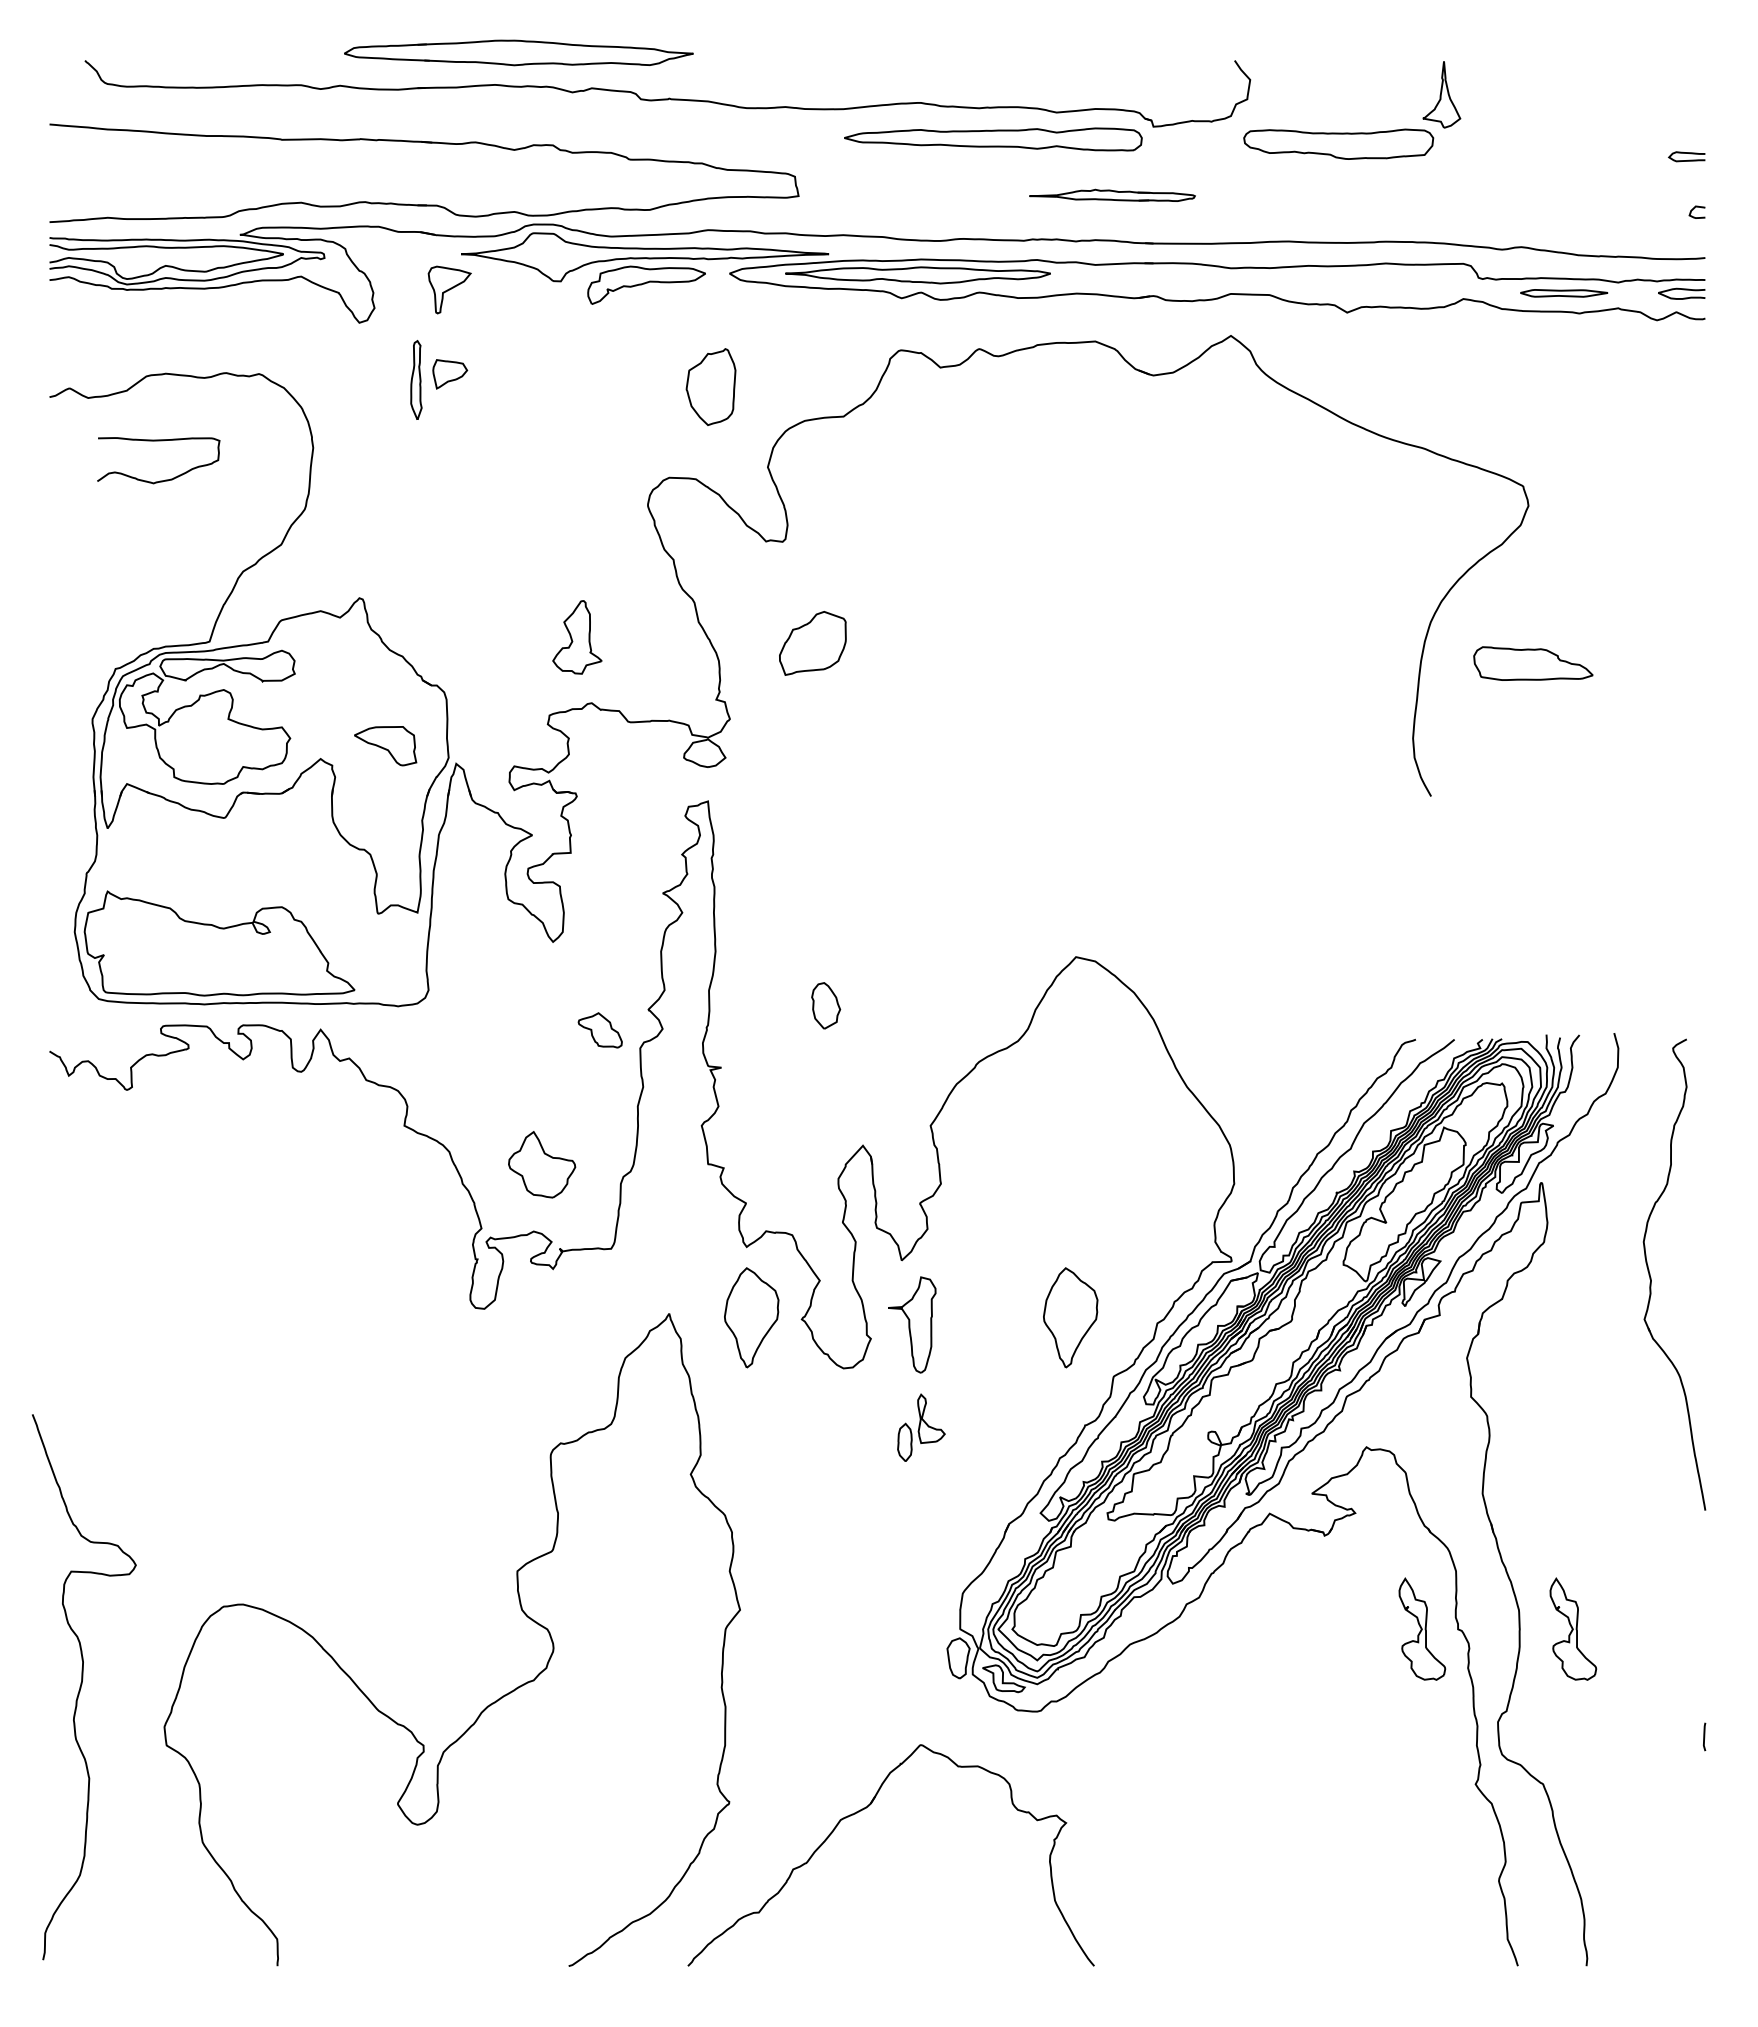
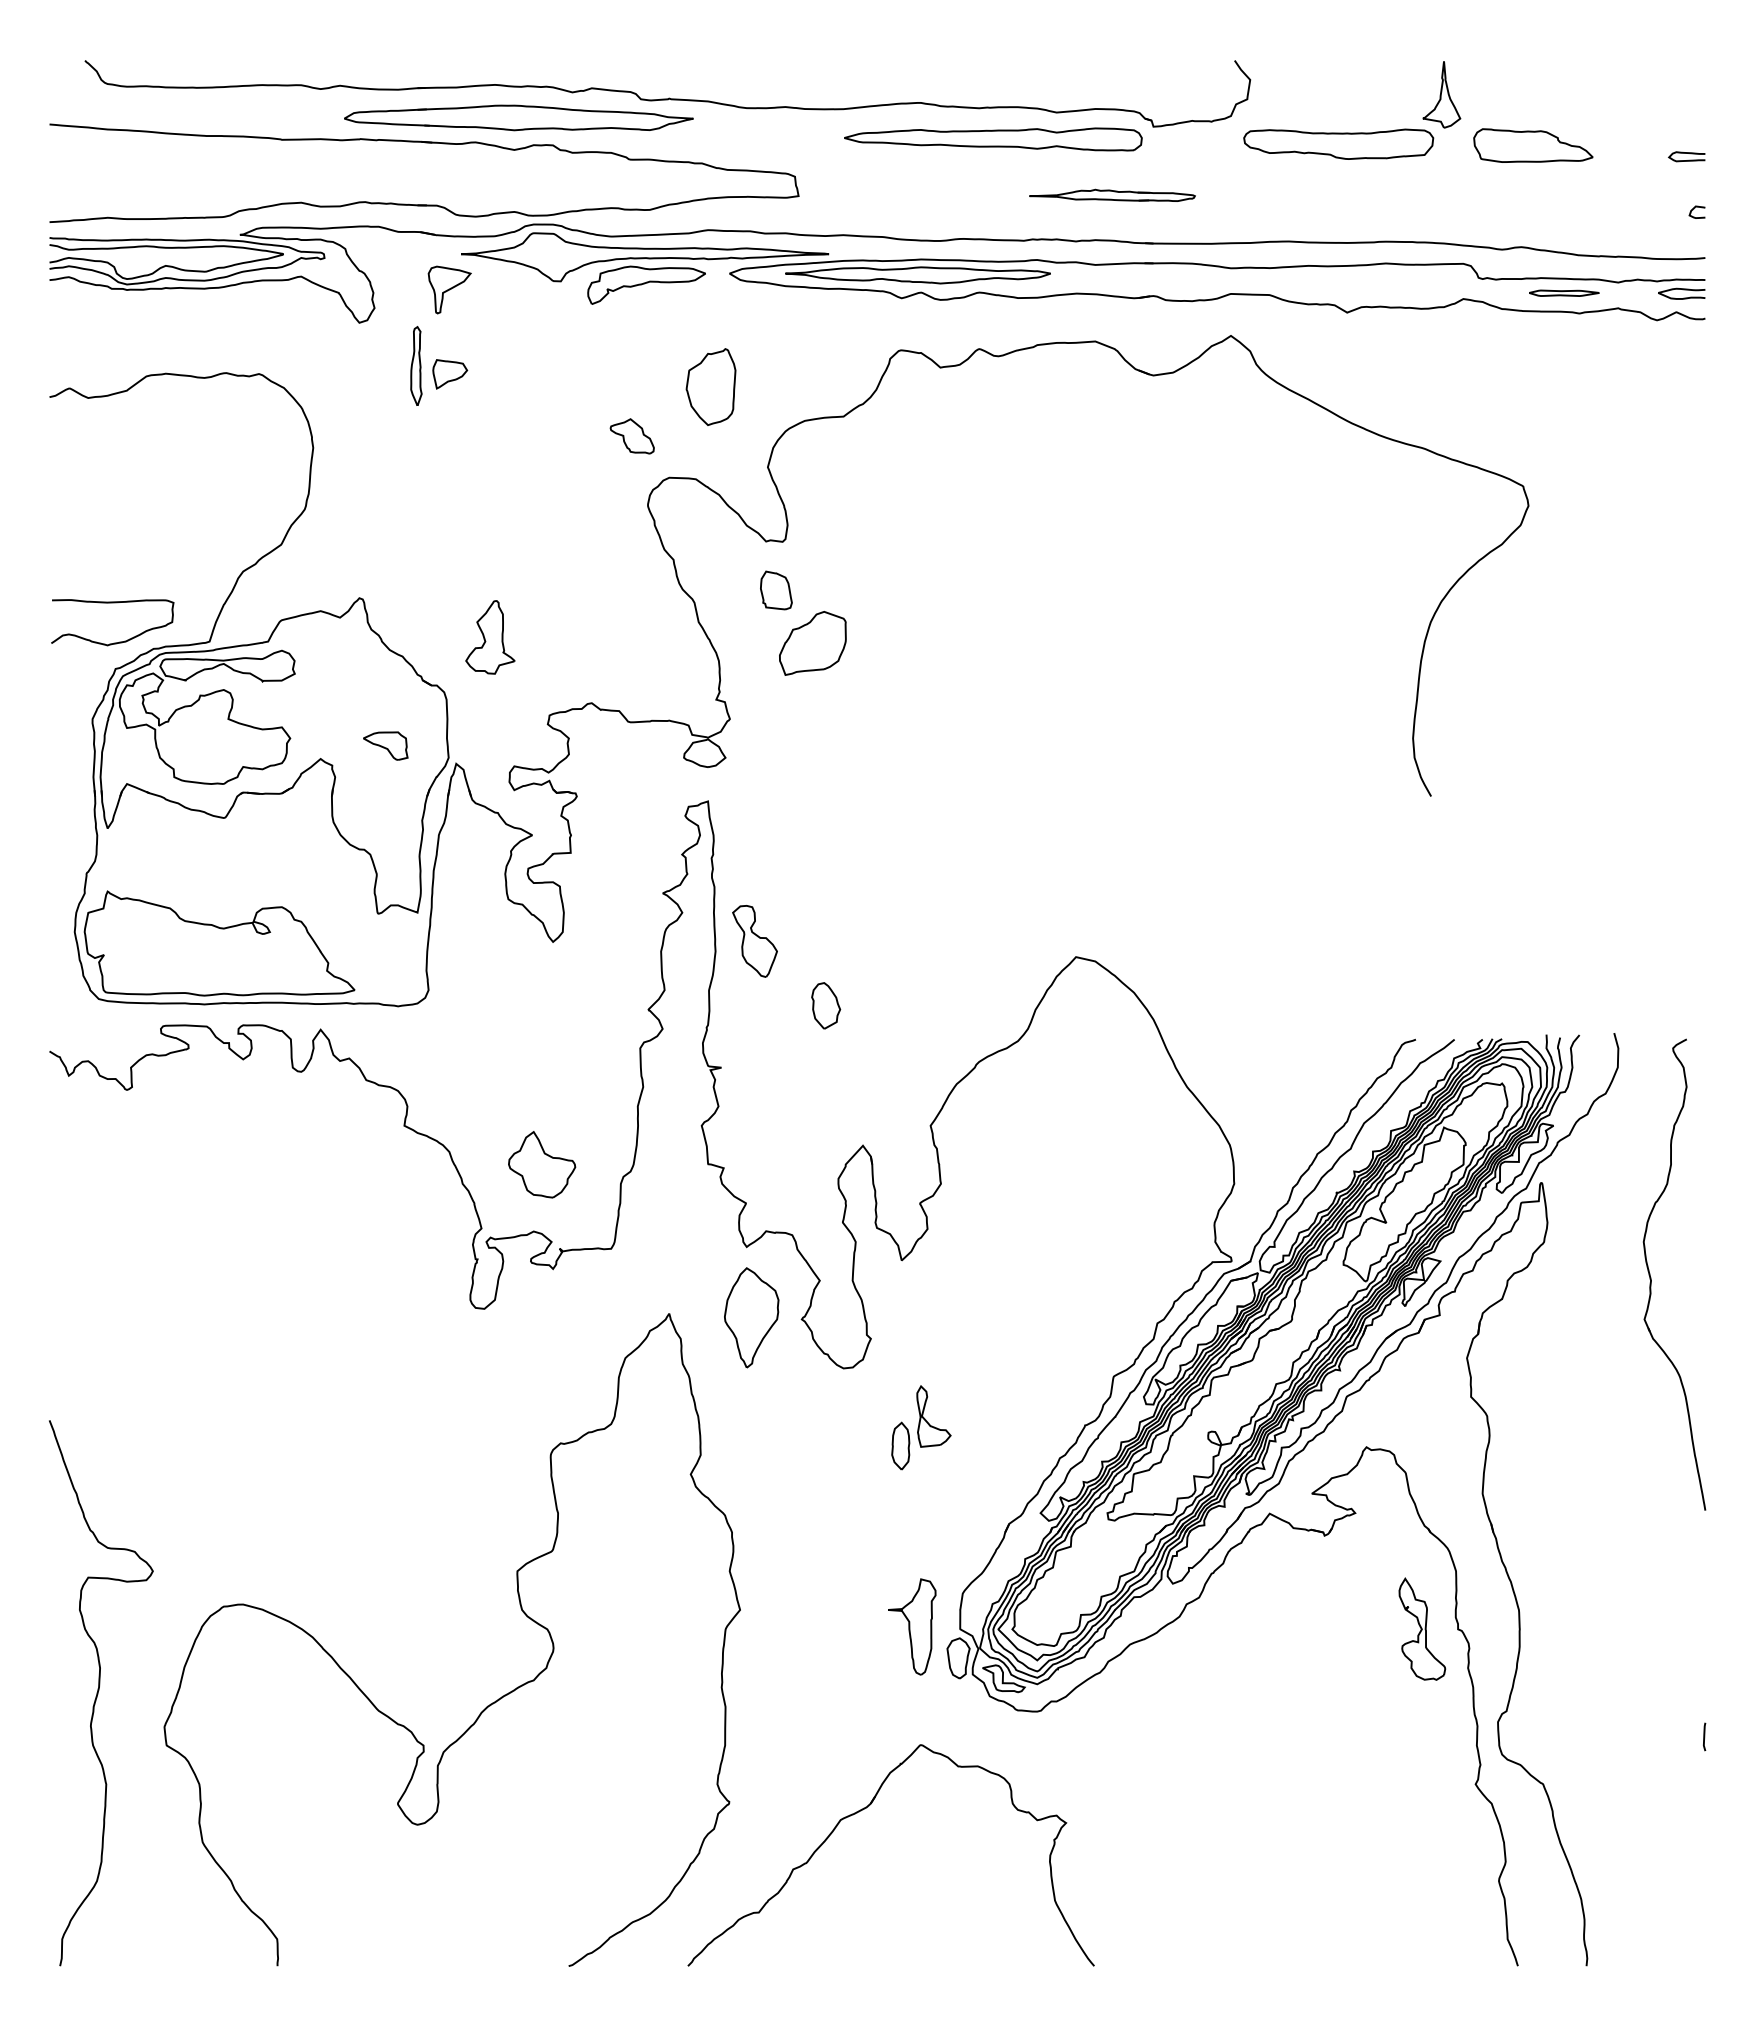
part position: (518, 52) -> (518, 117) (518, 117)
part size: 89x9 px -> 71x8 px (1564, 292)
part position: (416, 379) -> (416, 365) (416, 365)
curve position: (158, 441) -> (112, 603) (112, 603)
part: none -> present (776, 590)
part position: (577, 637) -> (490, 637) (490, 637)
part position: (1533, 663) -> (1533, 145) (1533, 145)
part size: 64x41 px -> 46x30 px (385, 745)
part: none -> present (754, 941)
part position: (599, 1030) -> (631, 436) (631, 436)
part: present -> none (1070, 1317)
part position: (912, 1324) -> (912, 1626) (912, 1626)
part size: 49x69 px -> 61x86 px (921, 1427)
part: present -> none (1573, 1628)
curve position: (81, 1687) -> (98, 1693) (98, 1693)
